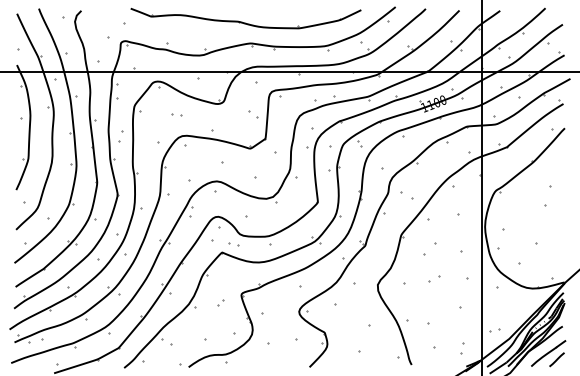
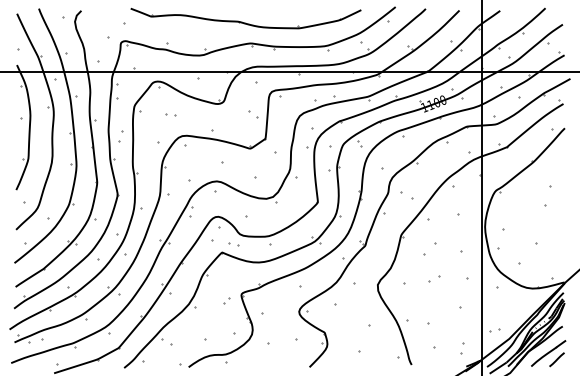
part position: (176, 114) -> (170, 114) (170, 114)
part position: (220, 302) -> (226, 300) (226, 300)
